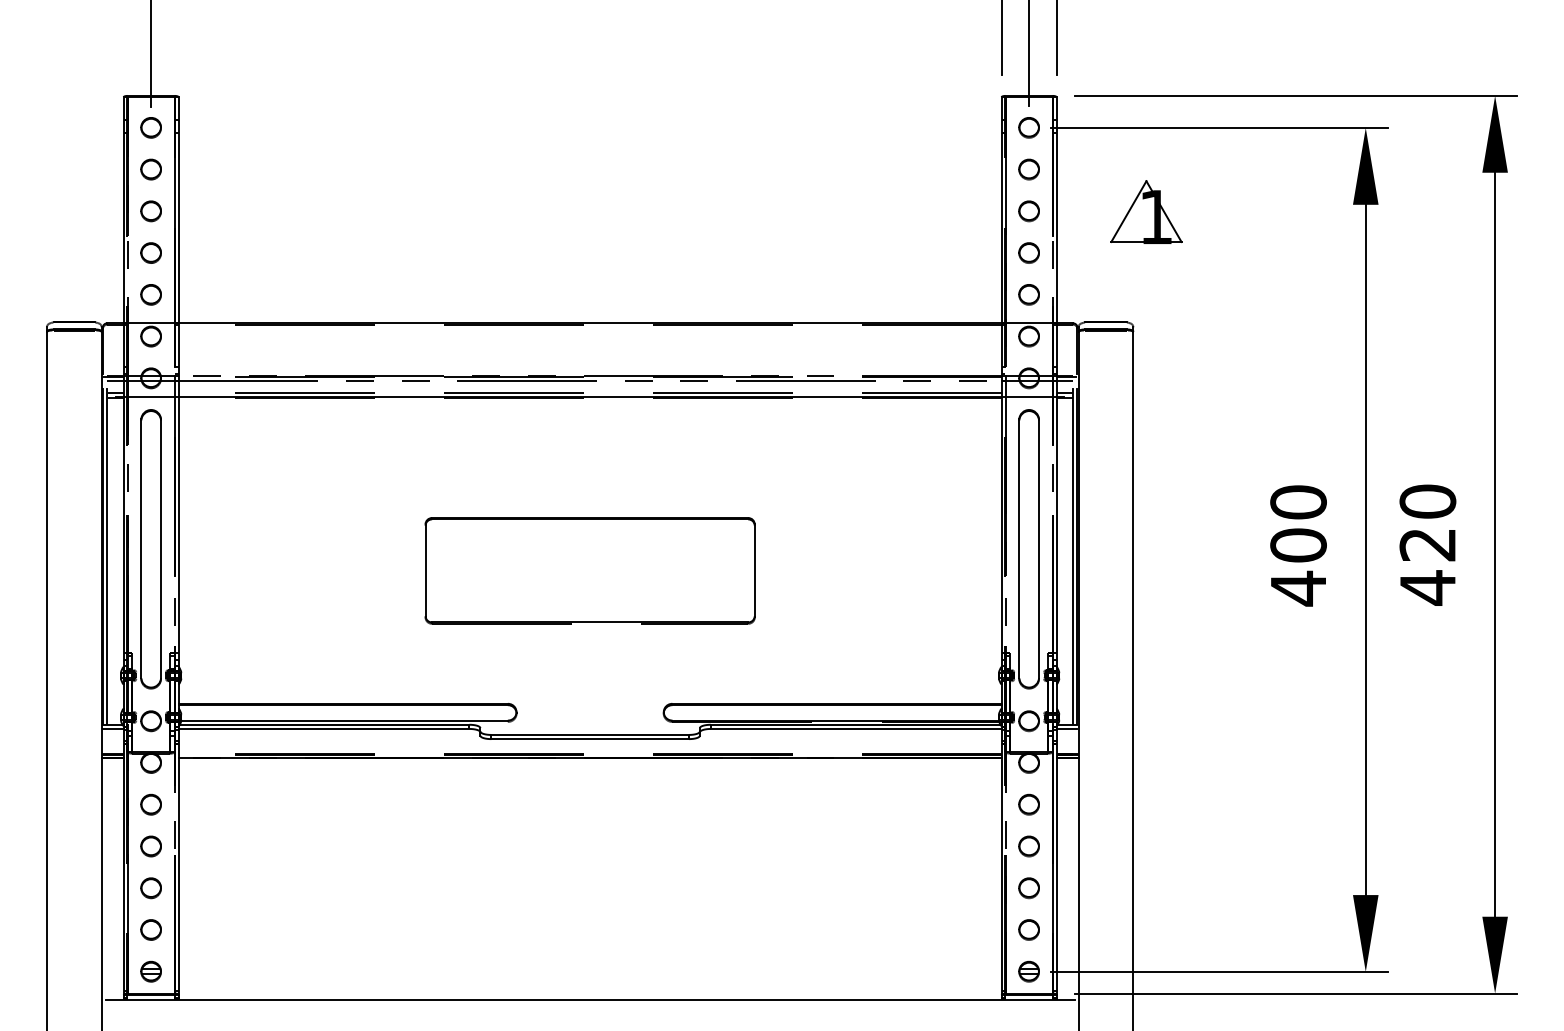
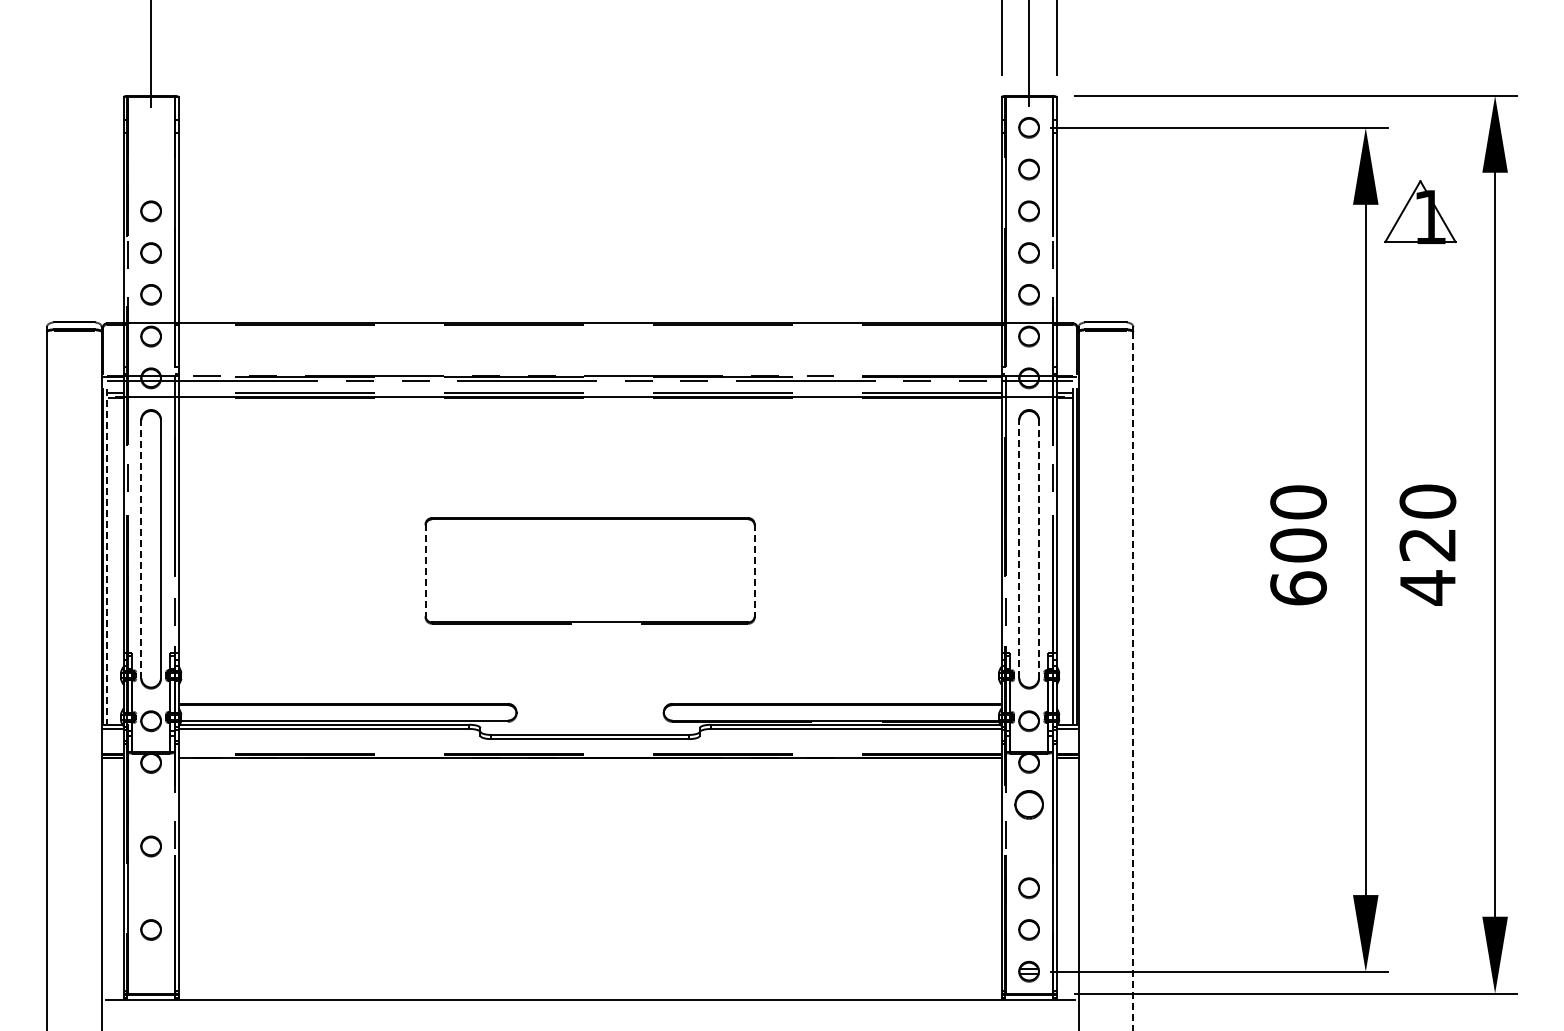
part: present -> none (150, 127)
part: present -> none (150, 169)
part position: (1146, 211) -> (1420, 211) (1420, 211)
line: solid -> dashed (1019, 548)
line: solid -> dashed (141, 549)
line: solid -> dashed (1039, 549)
line: solid -> dashed (107, 556)
line: solid -> dashed (425, 570)
line: solid -> dashed (754, 570)
text: 400 -> 600 (1298, 588)
line: solid -> dashed (1133, 681)
part: present -> none (150, 804)
part size: 22x23 px -> 30x30 px (1028, 804)
part: present -> none (1028, 846)
part: present -> none (150, 888)
part: present -> none (150, 971)
